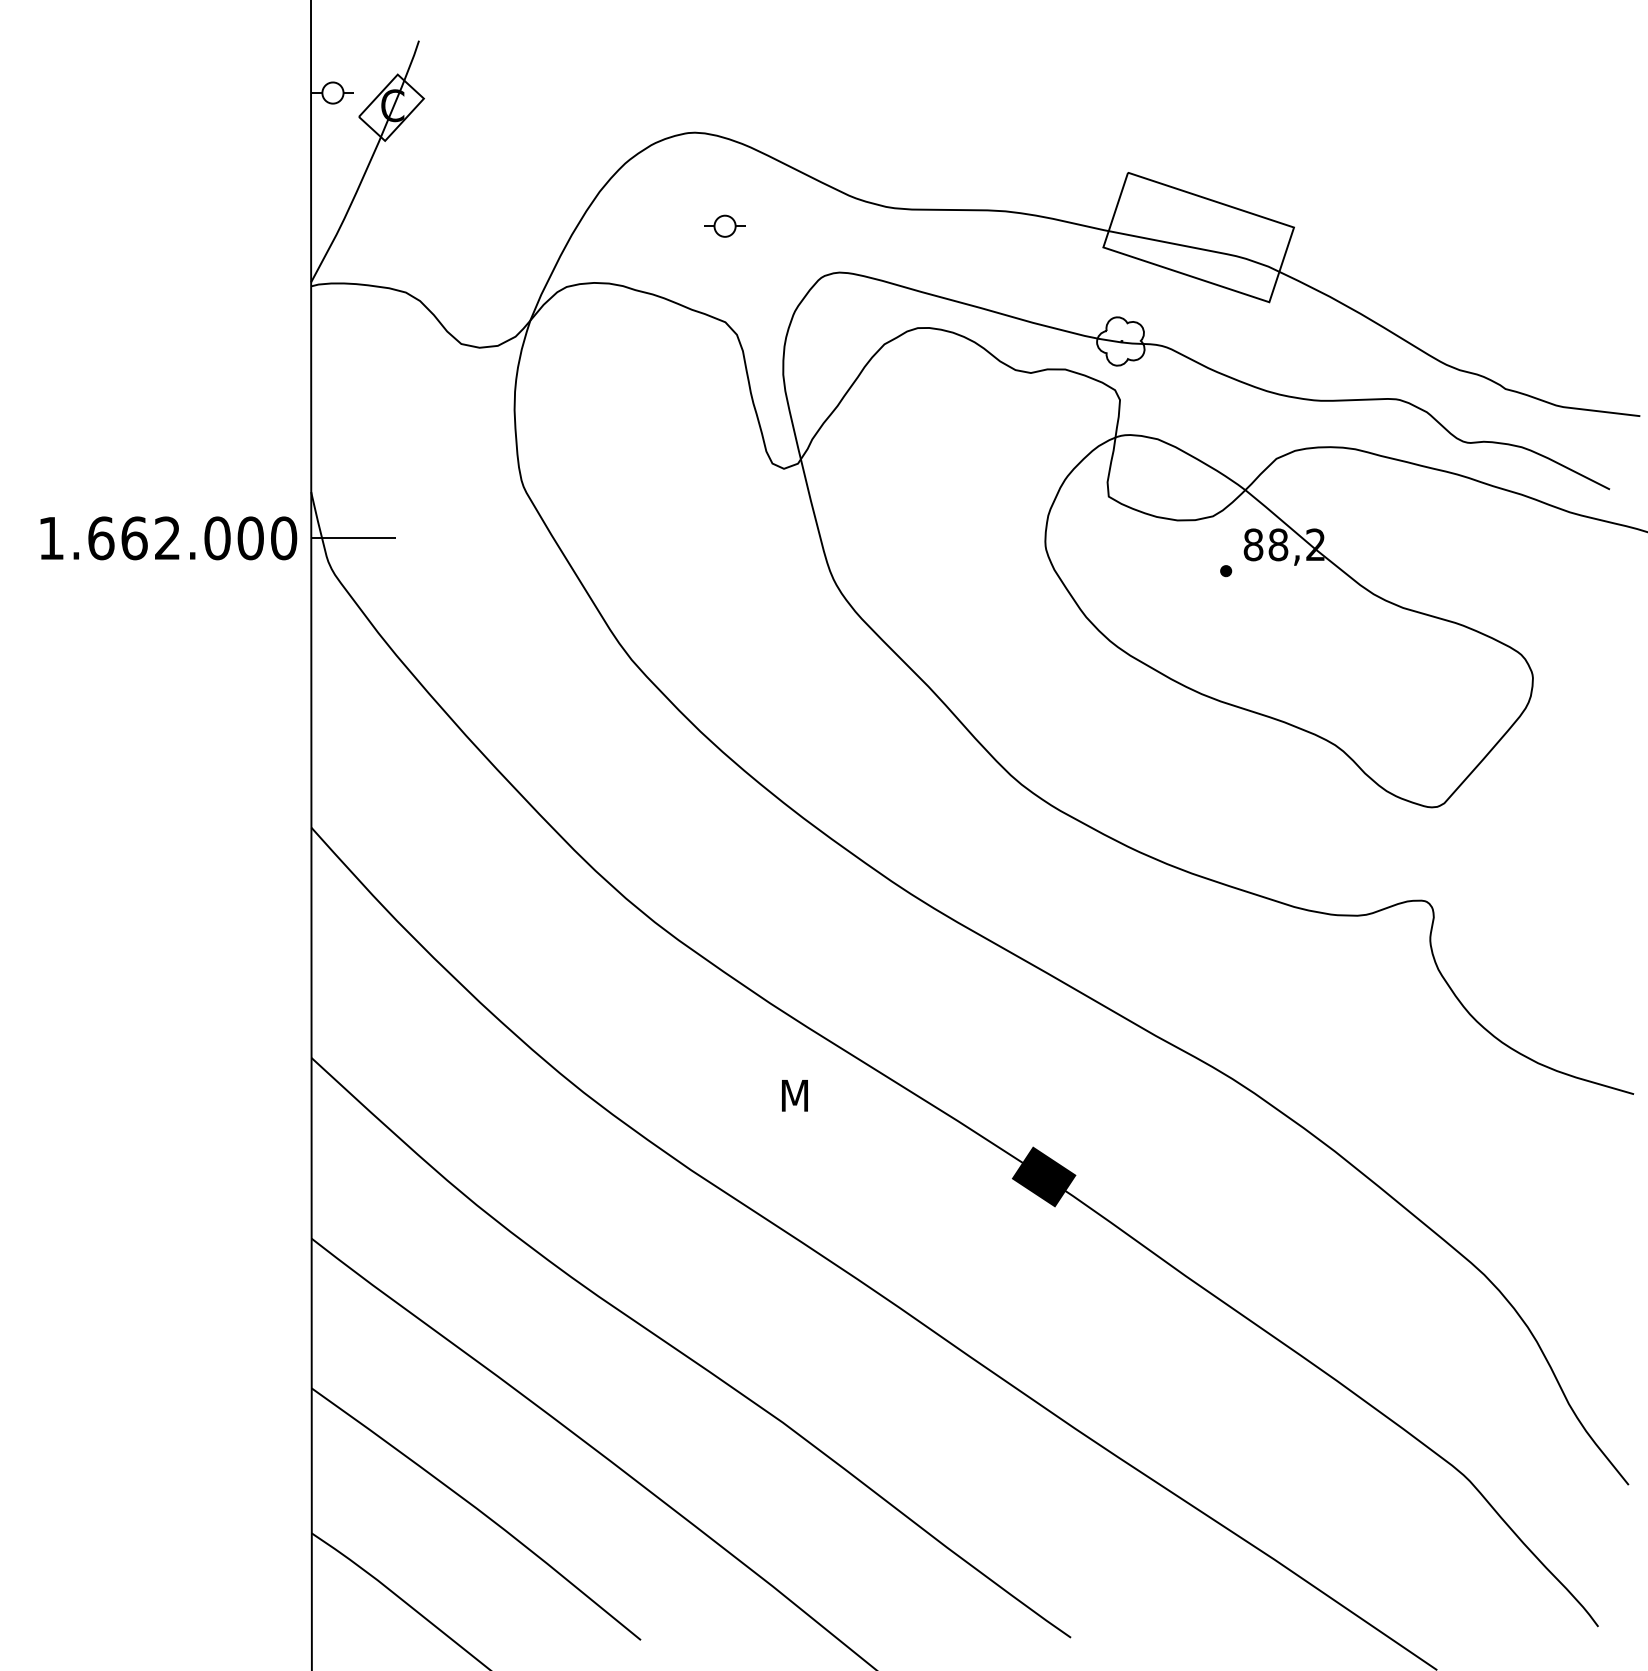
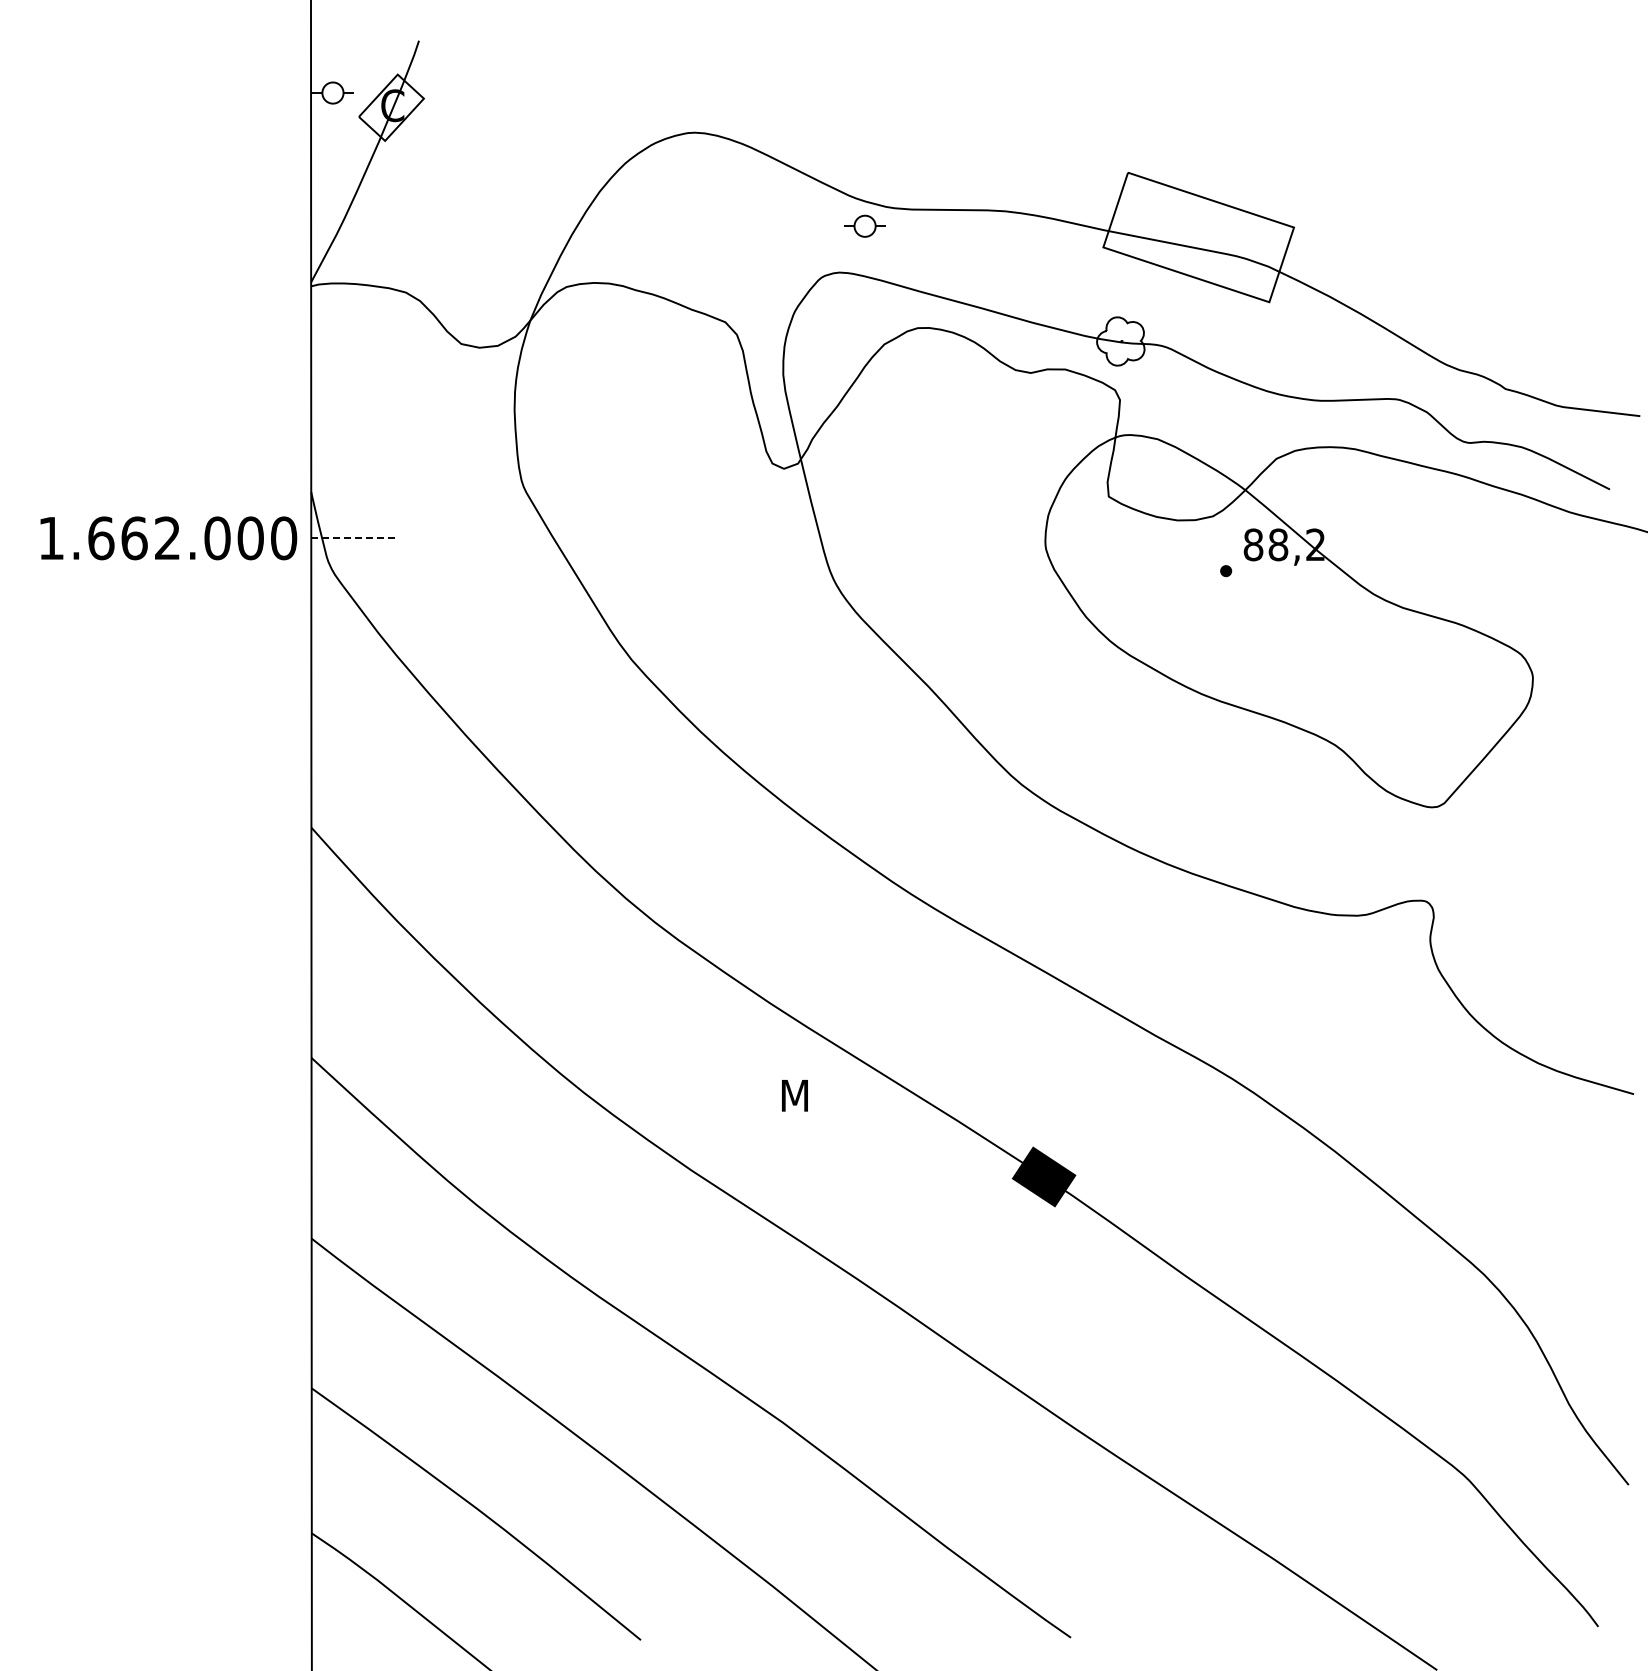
part position: (724, 225) -> (864, 225) (864, 225)
line: solid -> dashed (354, 538)
